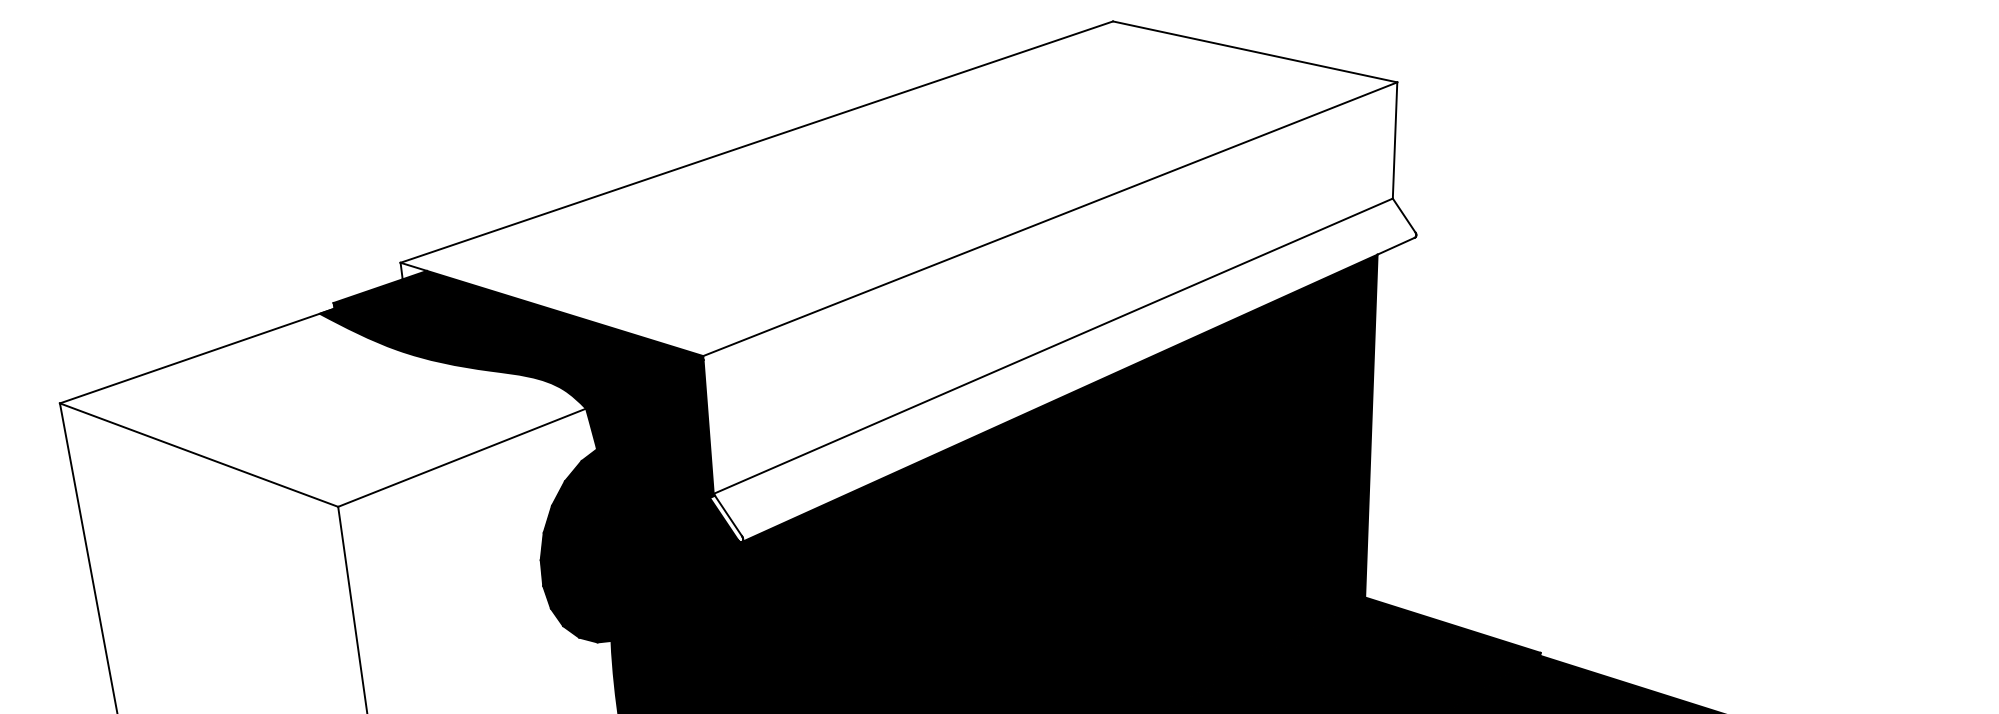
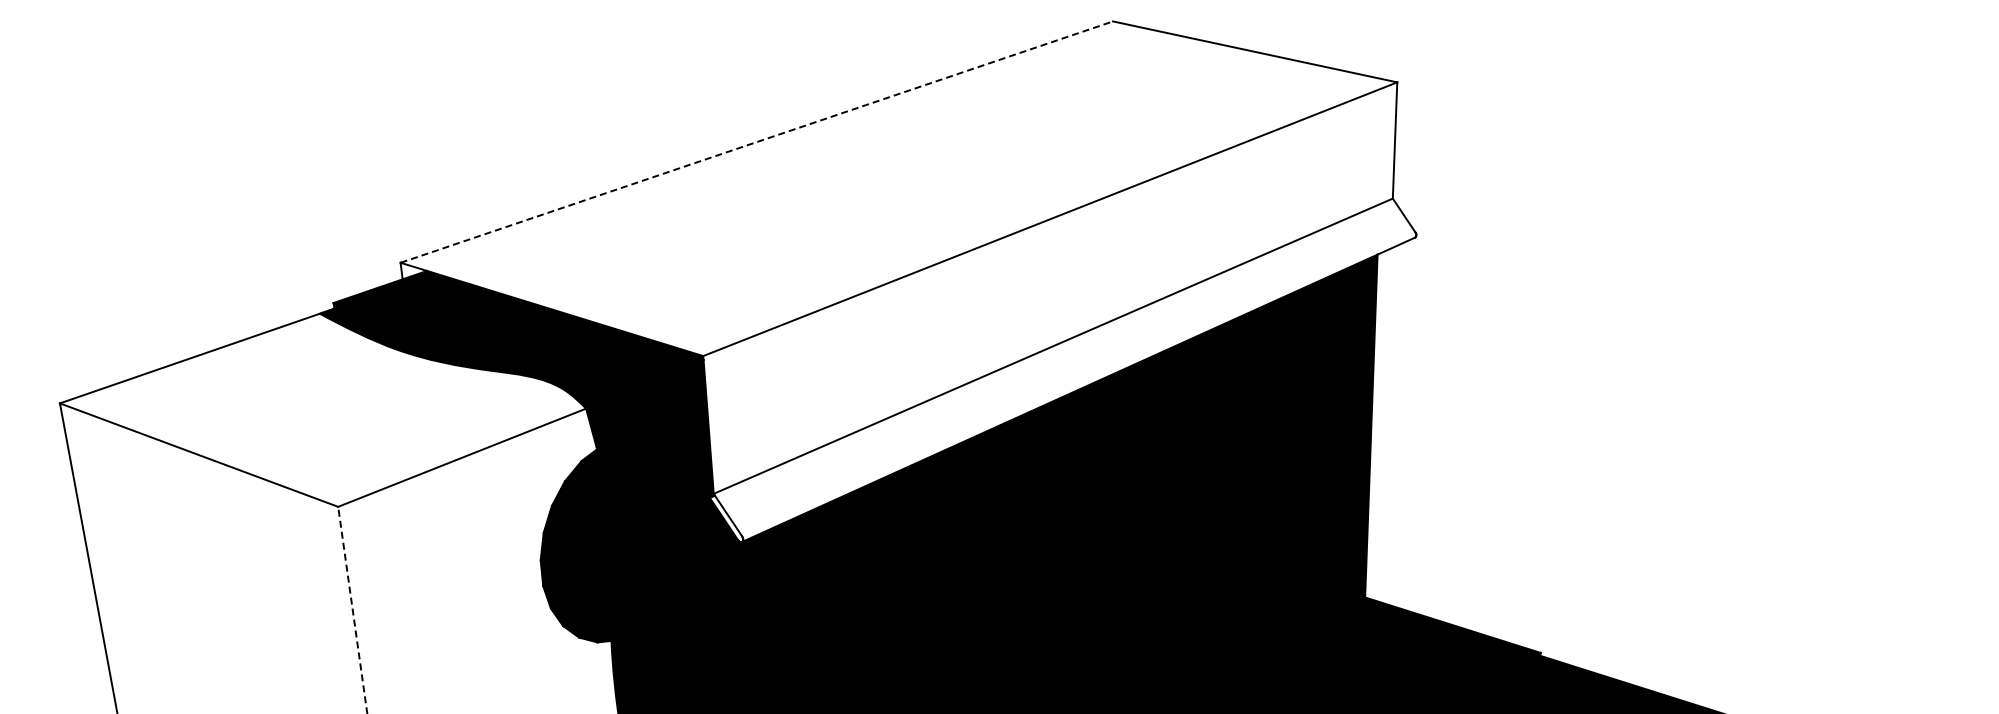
line: solid -> dashed (757, 141)
line: solid -> dashed (352, 609)
